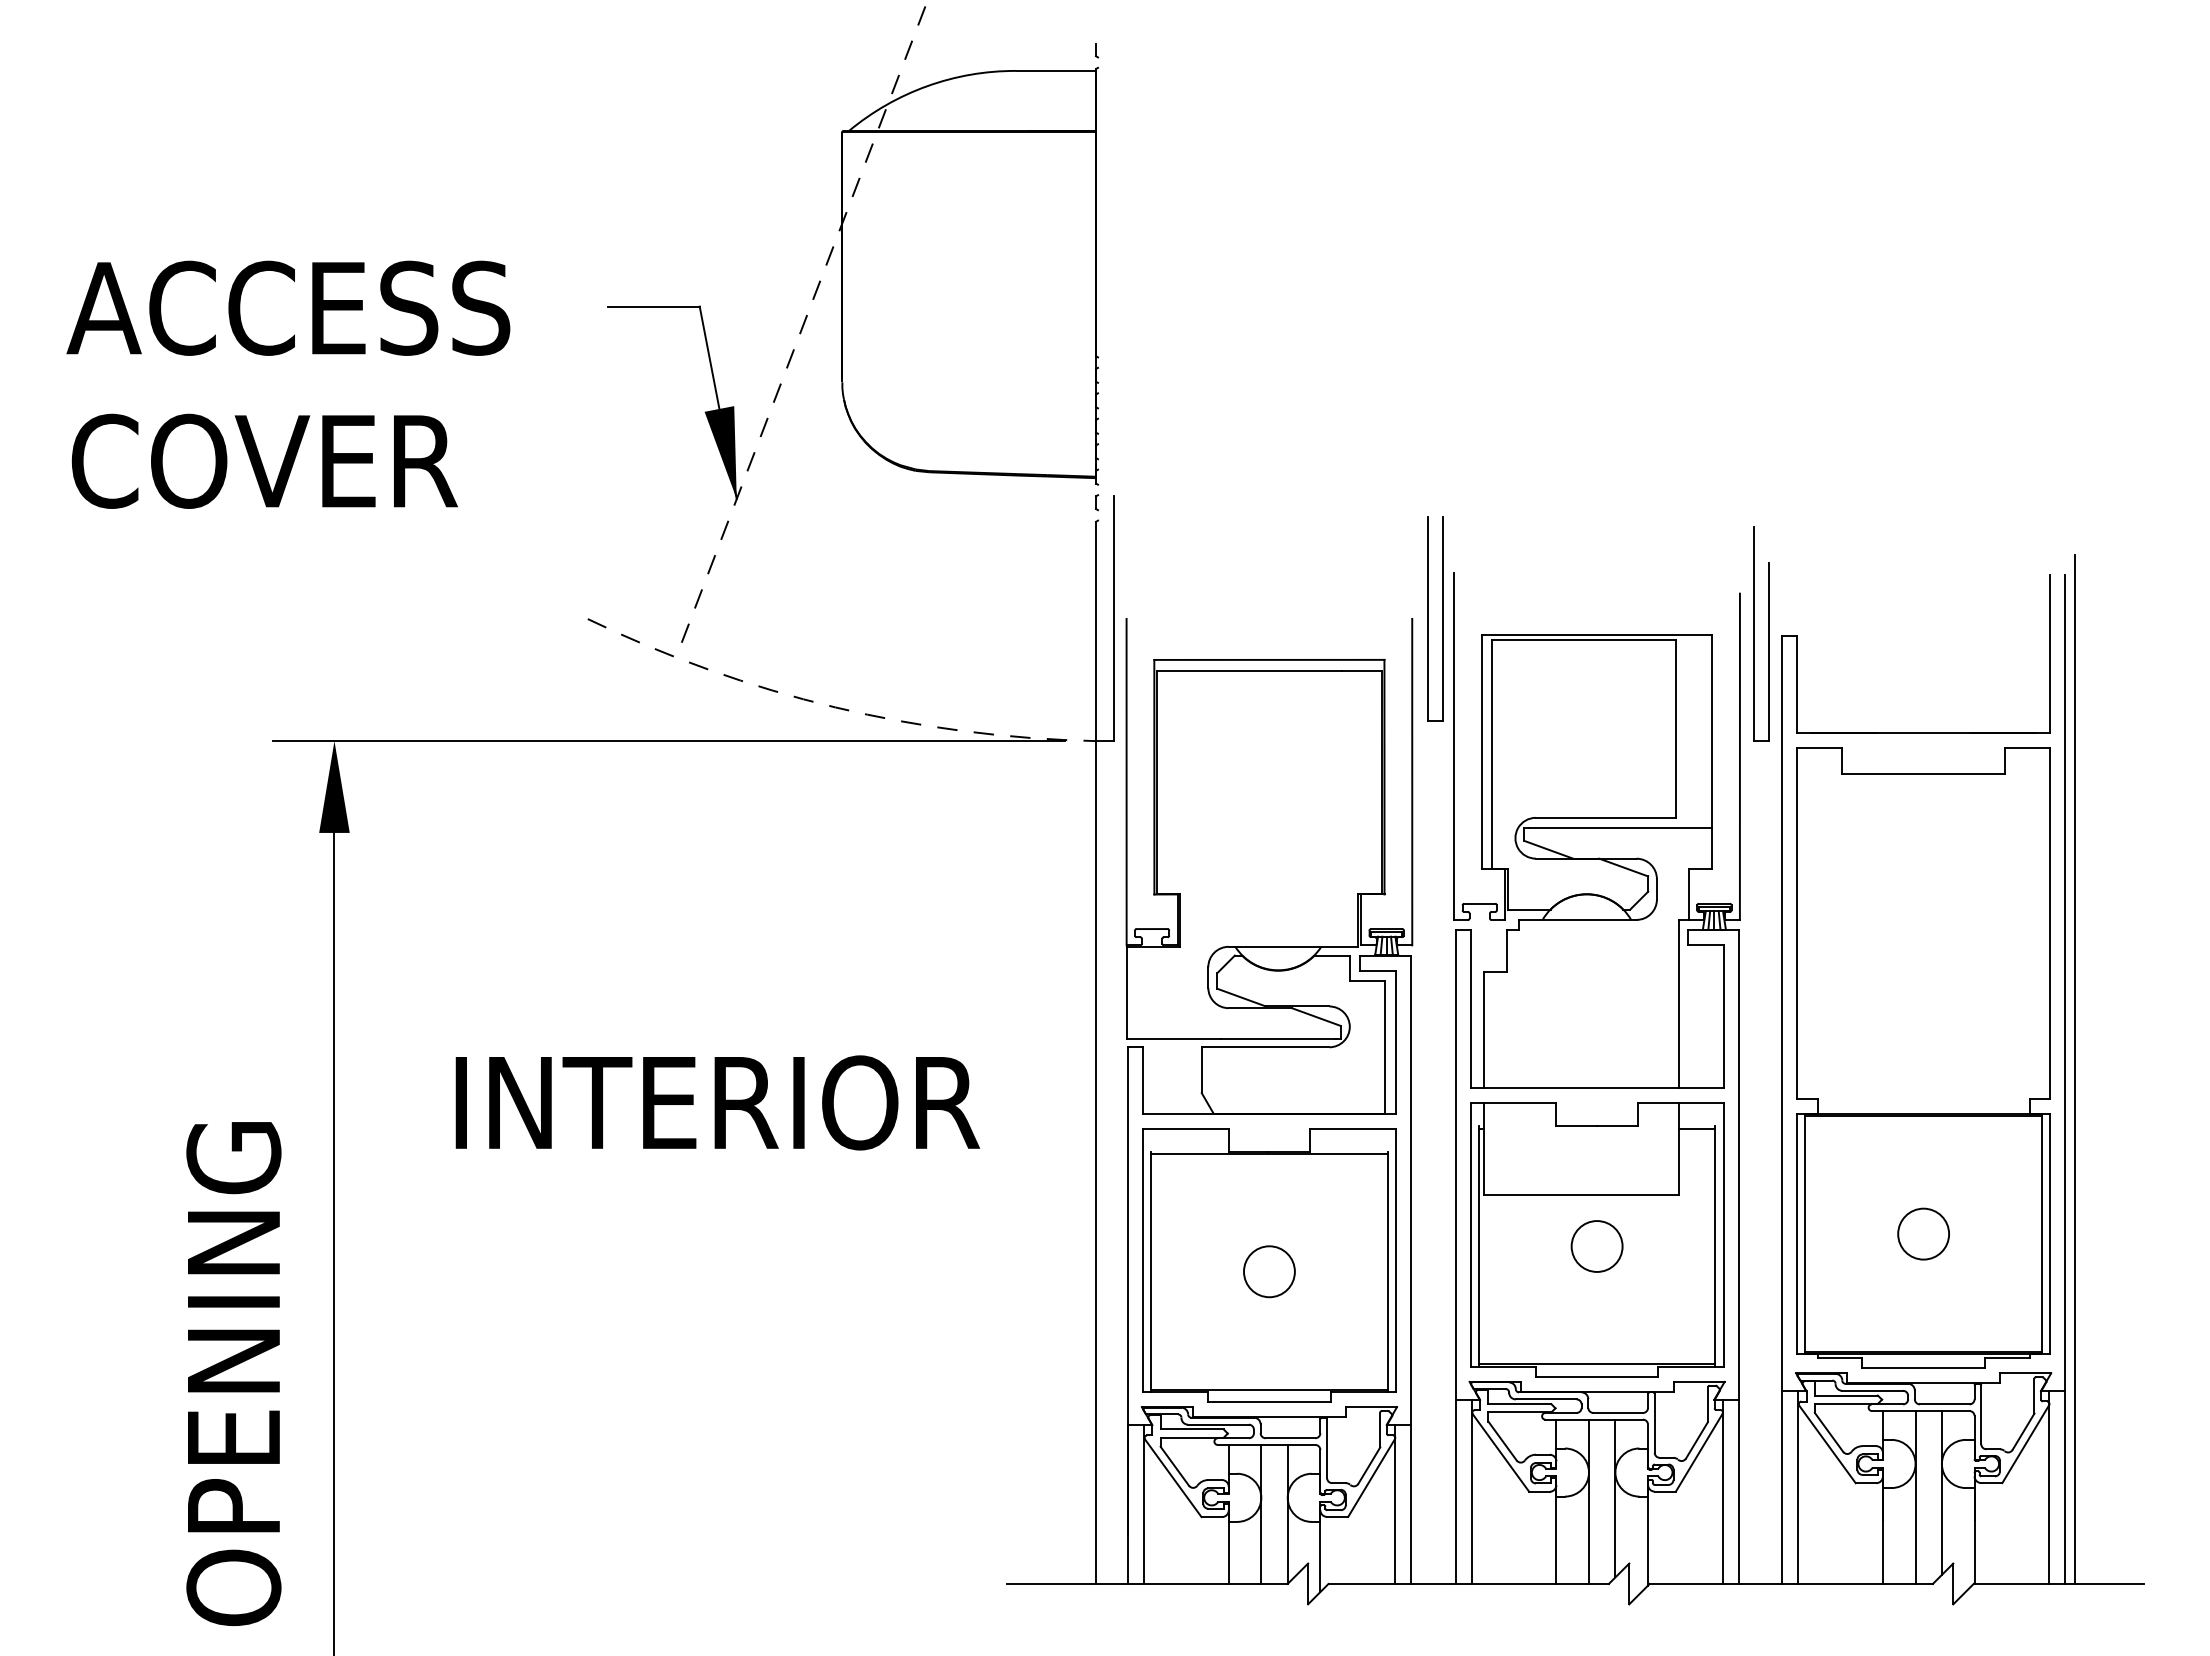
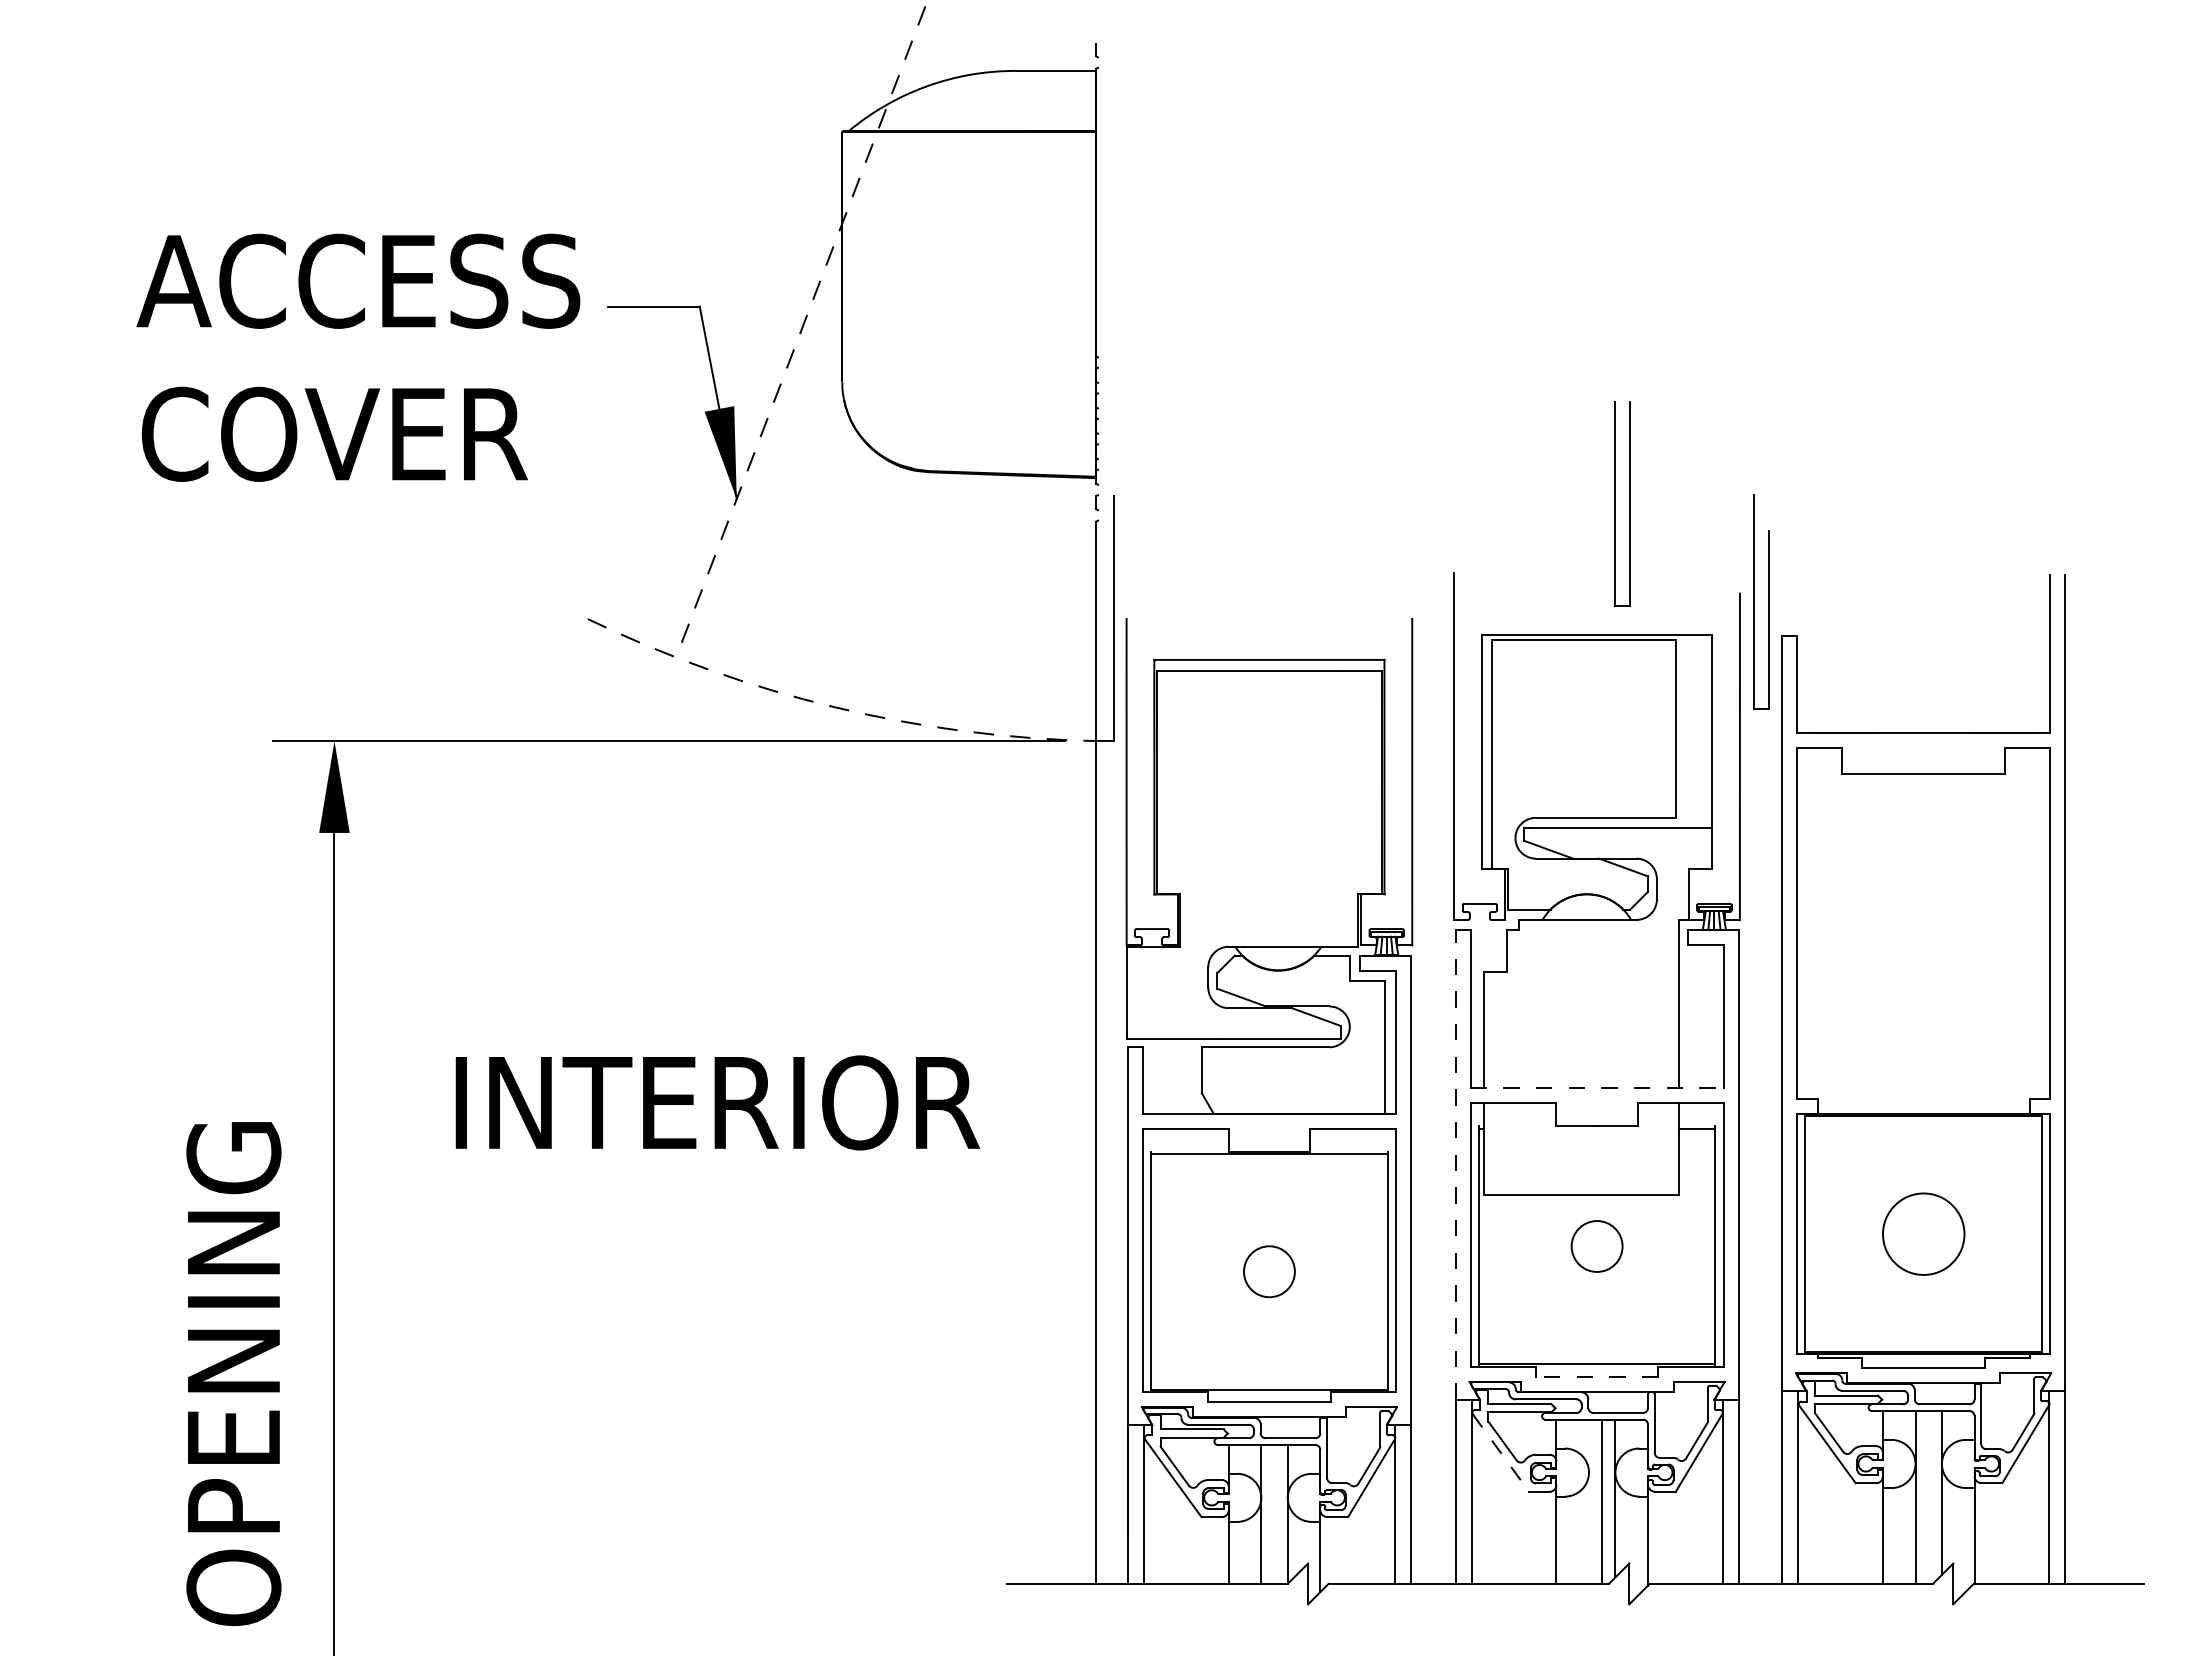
text position: (288, 384) -> (358, 357) (358, 357)
part position: (1428, 618) -> (1615, 503) (1615, 503)
part position: (1754, 633) -> (1754, 601) (1754, 601)
line: present -> none (2075, 1069)
line: solid -> dashed (1597, 1088)
line: solid -> dashed (1455, 1164)
circle size: 53x54 px -> 84x84 px (1923, 1233)
line: solid -> dashed (1596, 1376)
line: solid -> dashed (1500, 1453)
line position: (1589, 1501) -> (1602, 1501) (1602, 1501)
